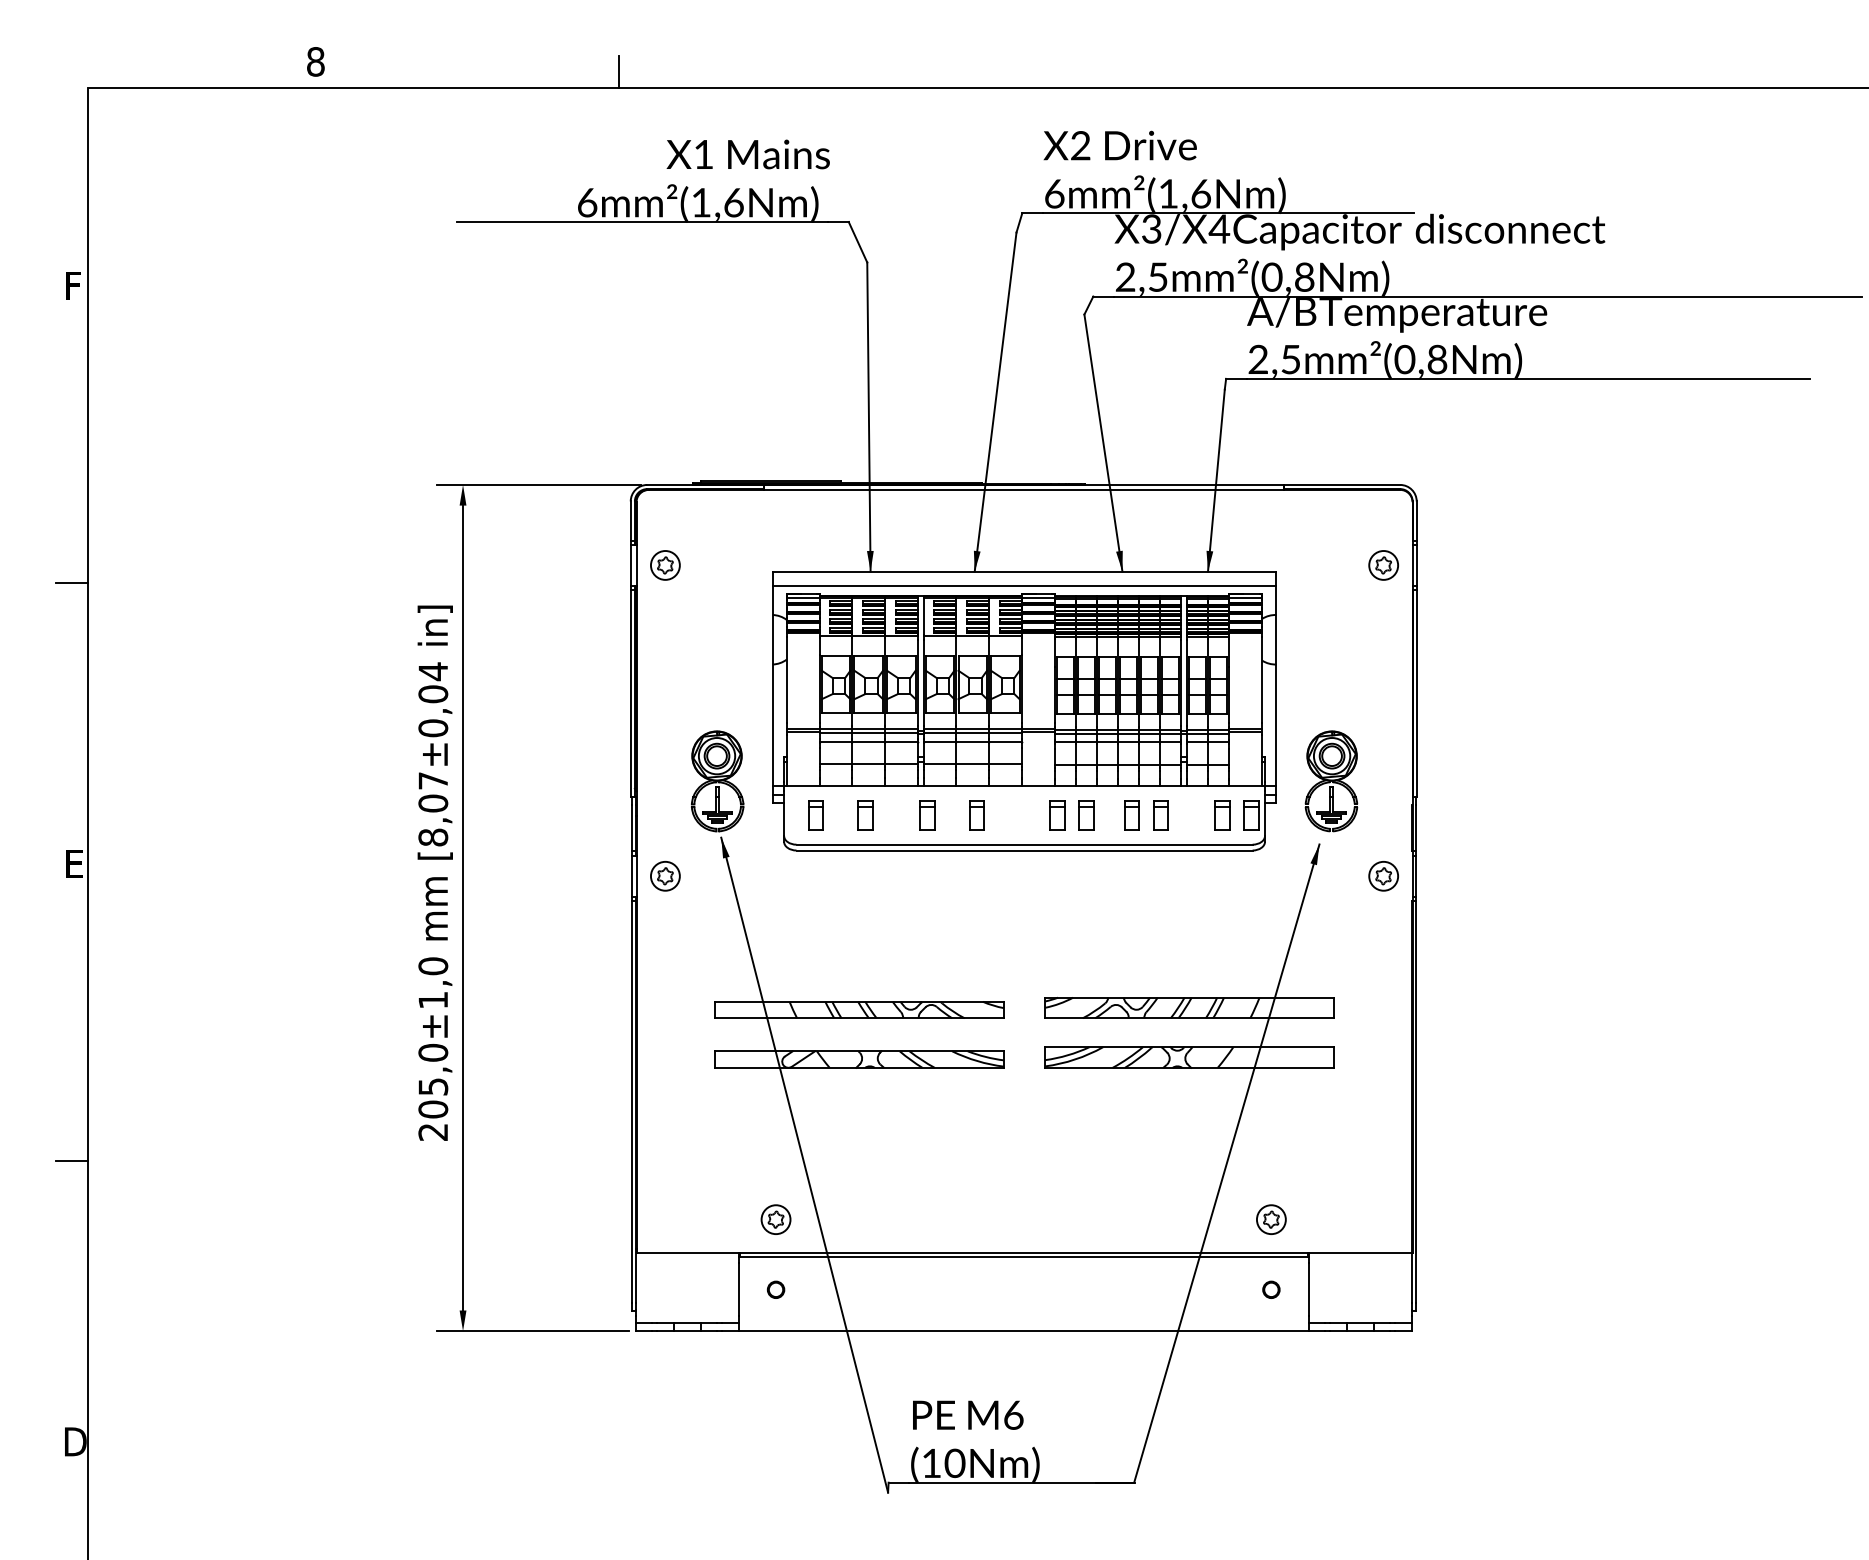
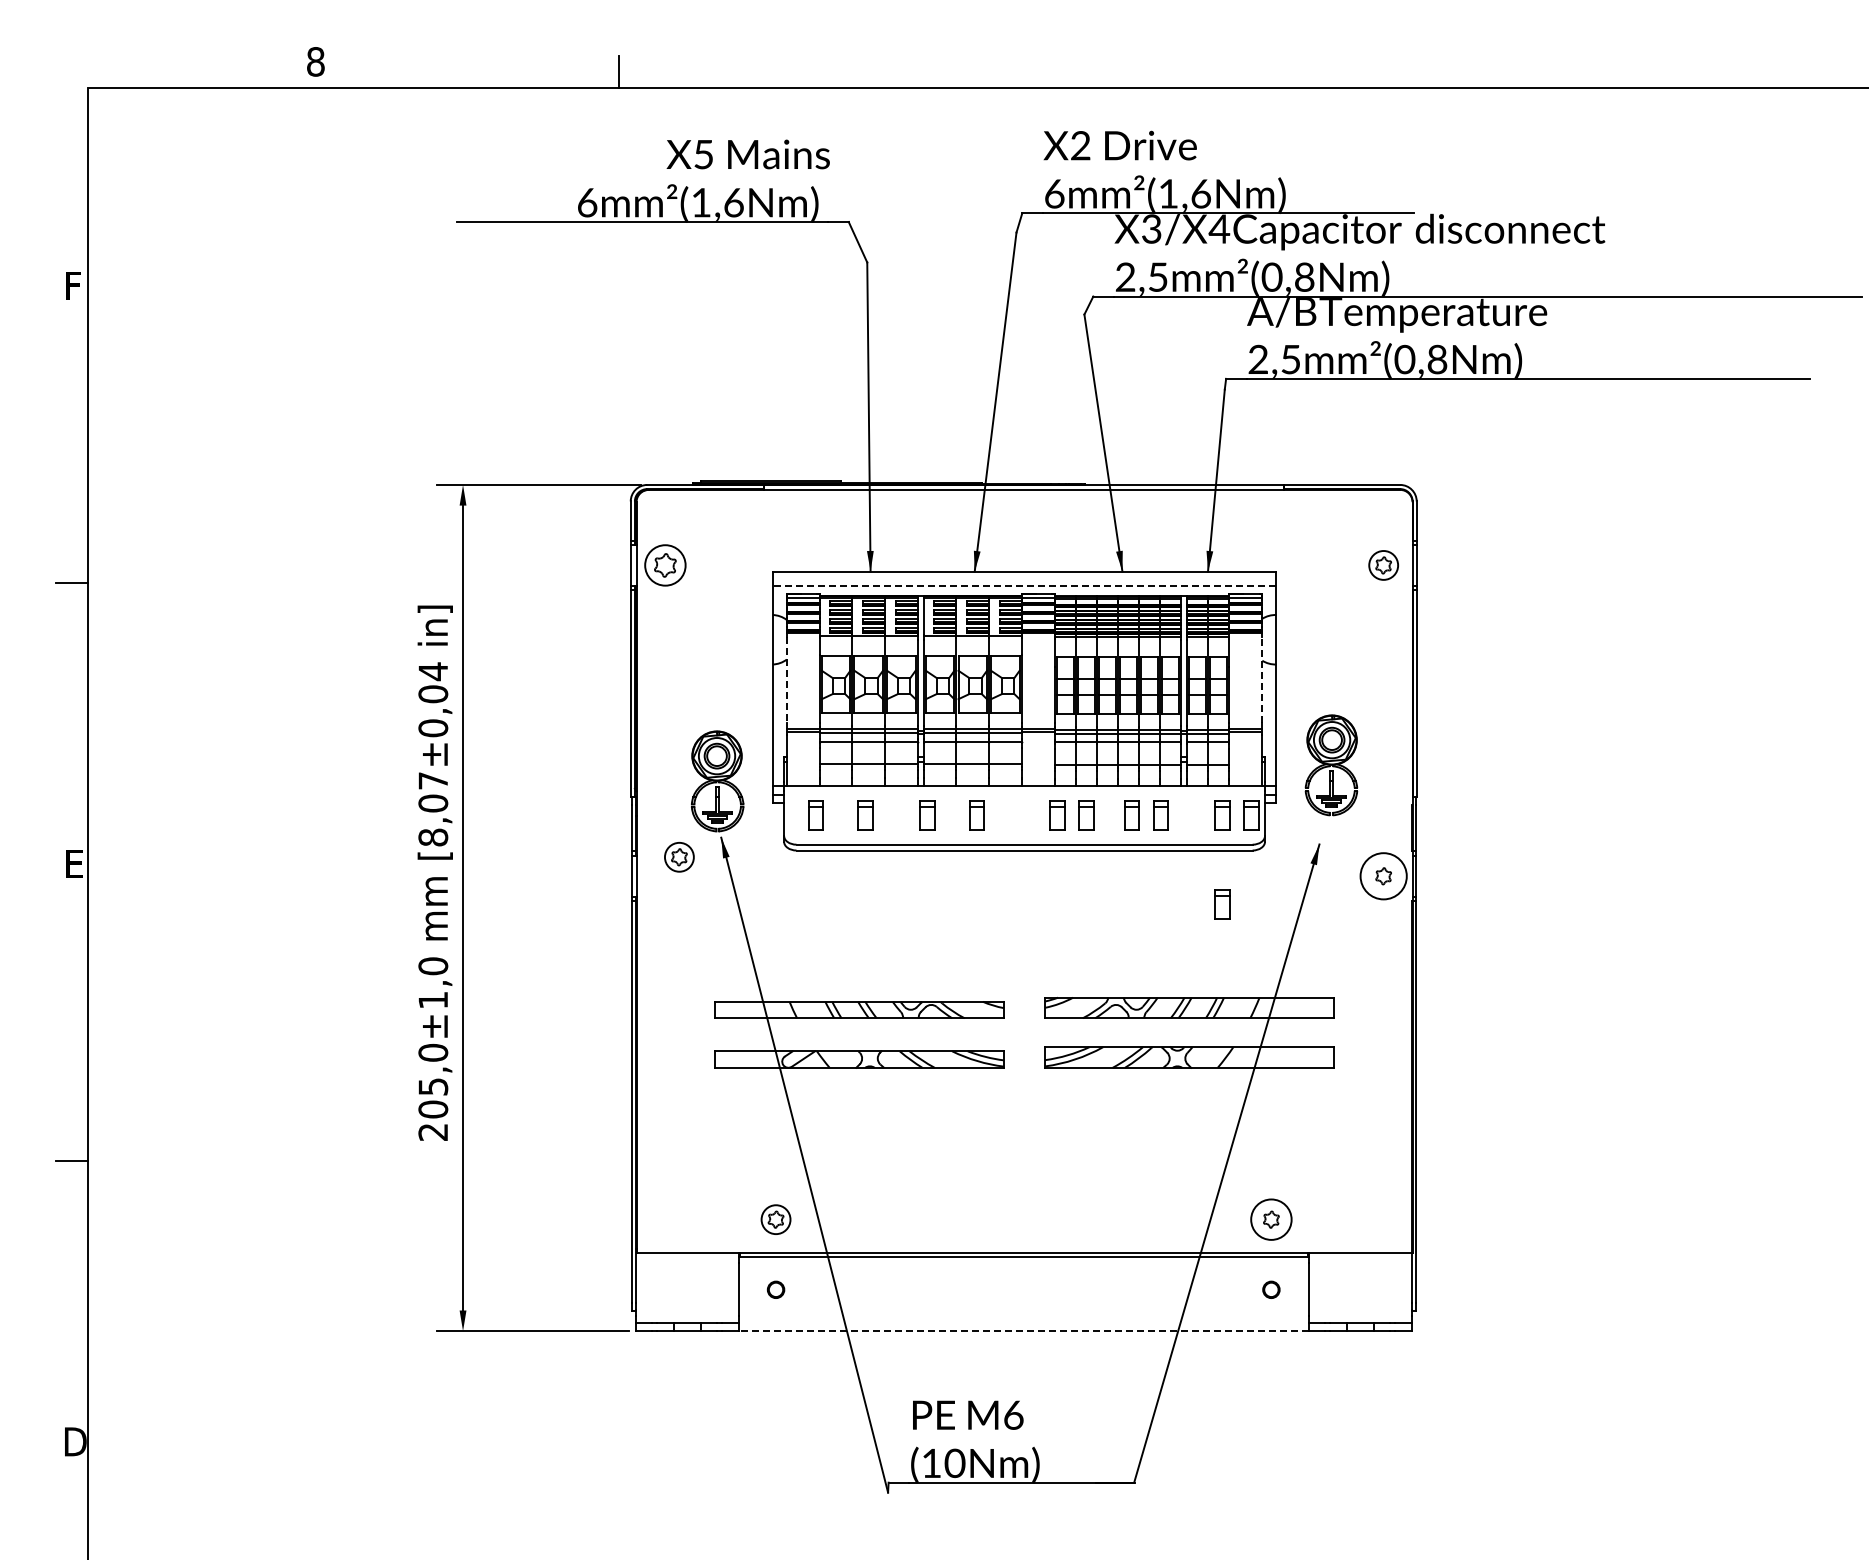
text: X1 -> X5 (703, 154)
part size: 31x31 px -> 43x43 px (665, 565)
line: solid -> dashed (1024, 586)
line: solid -> dashed (1262, 679)
line: solid -> dashed (786, 680)
part position: (1331, 781) -> (1331, 765) (1331, 765)
circle diameter: 29 px -> 46 px (1383, 876)
part position: (665, 876) -> (679, 857) (679, 857)
part: none -> present (1222, 904)
circle diameter: 29 px -> 40 px (1271, 1219)
line: solid -> dashed (1023, 1331)
